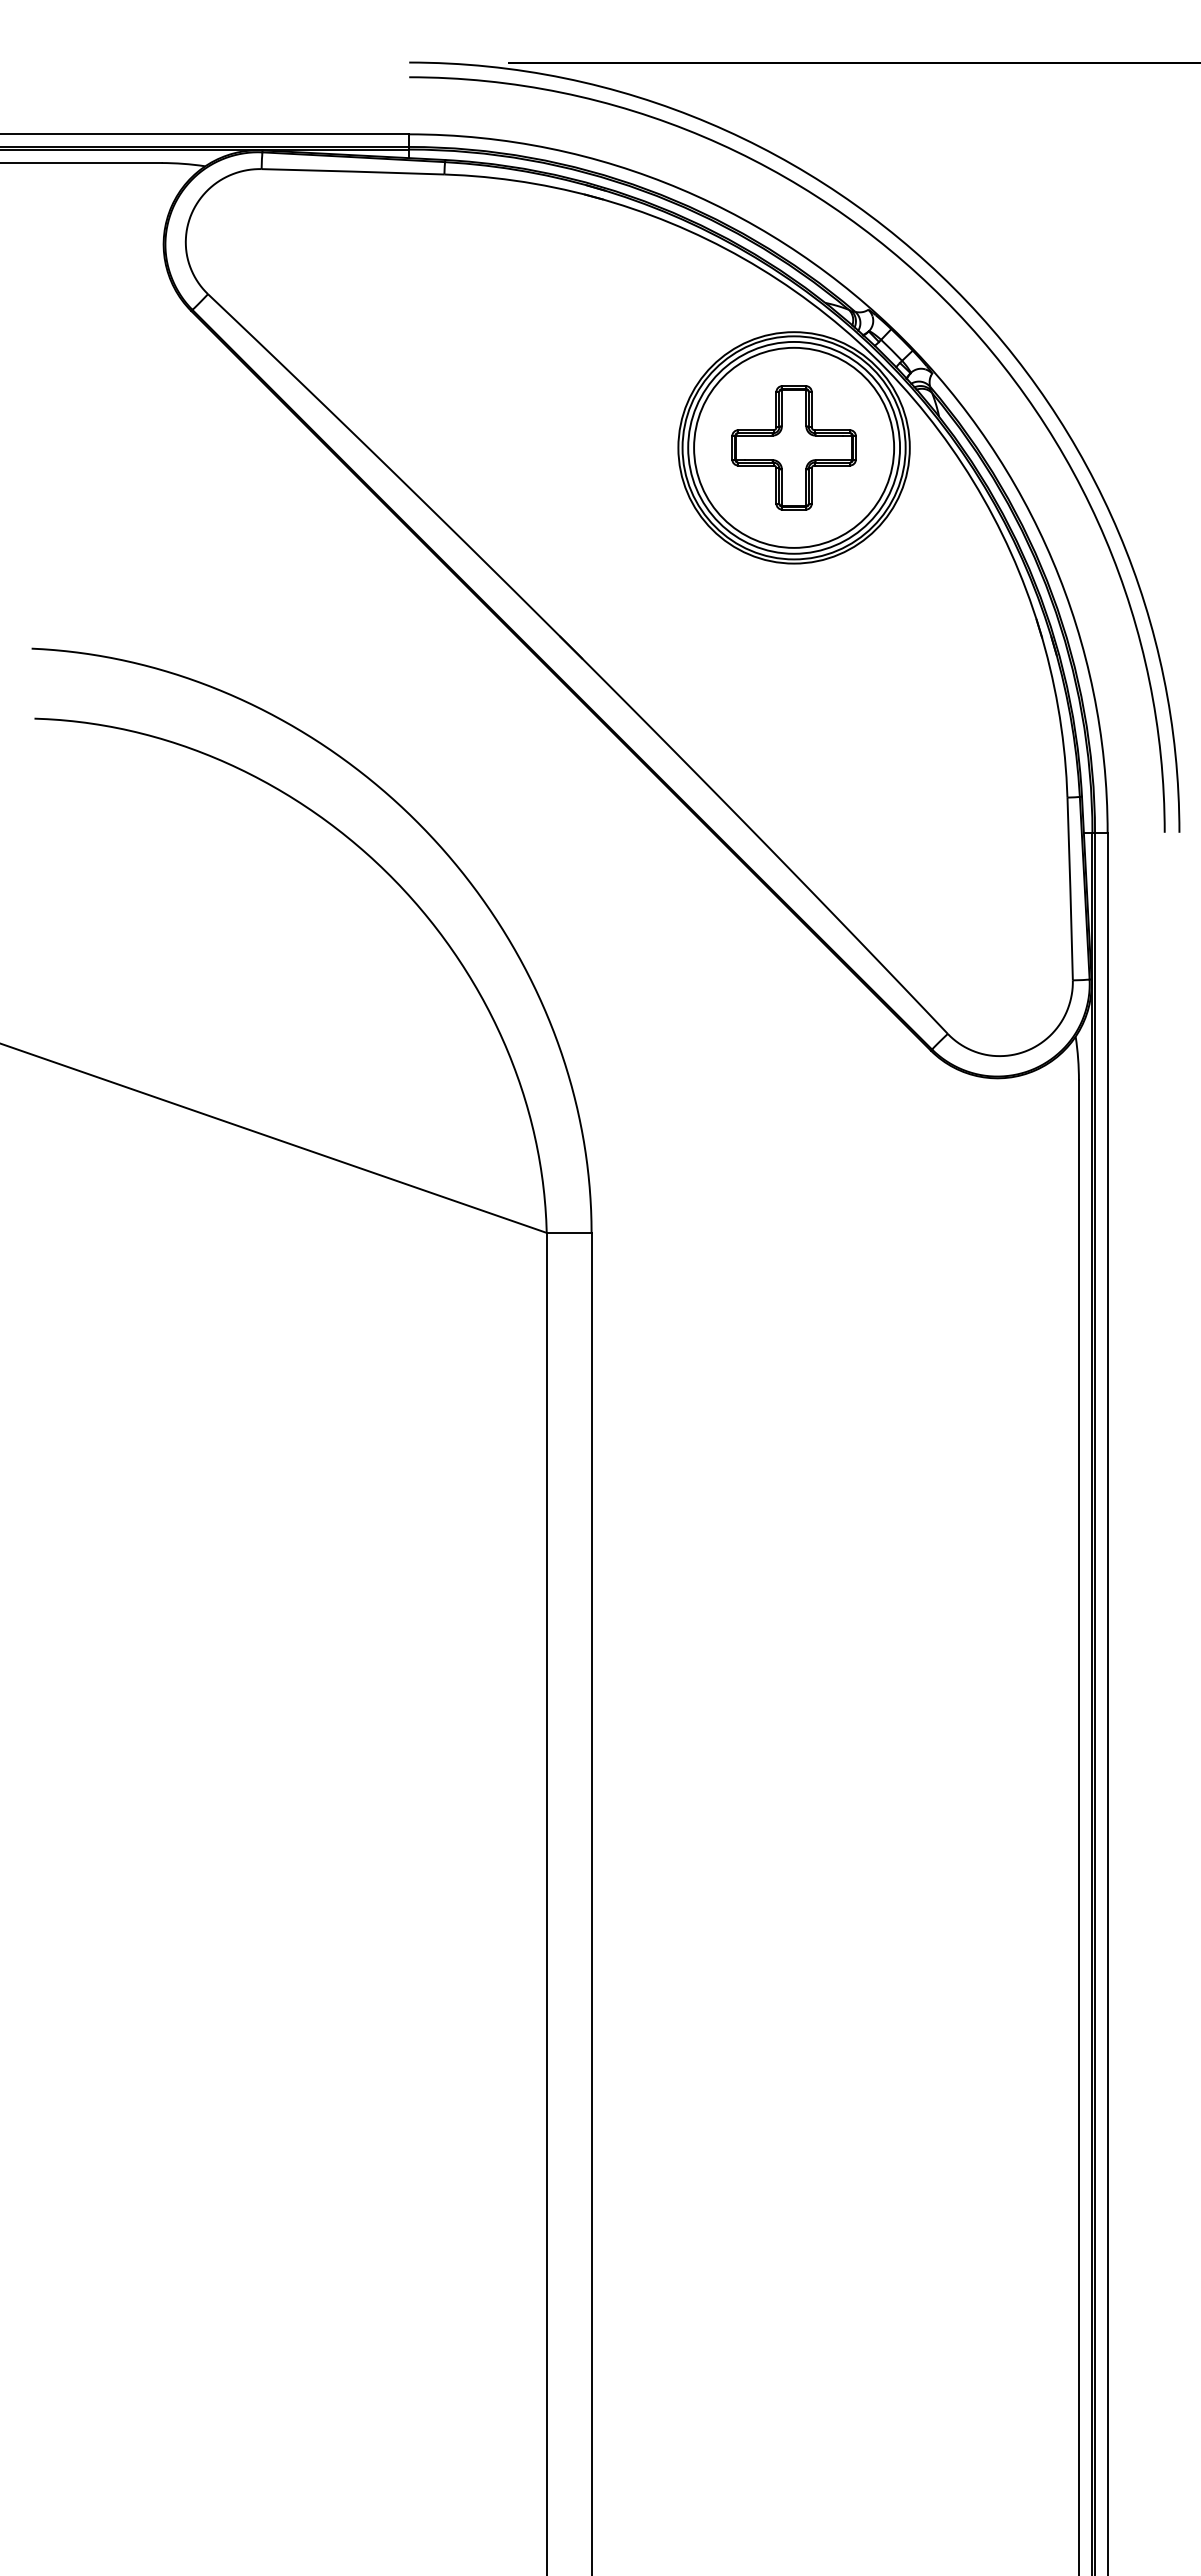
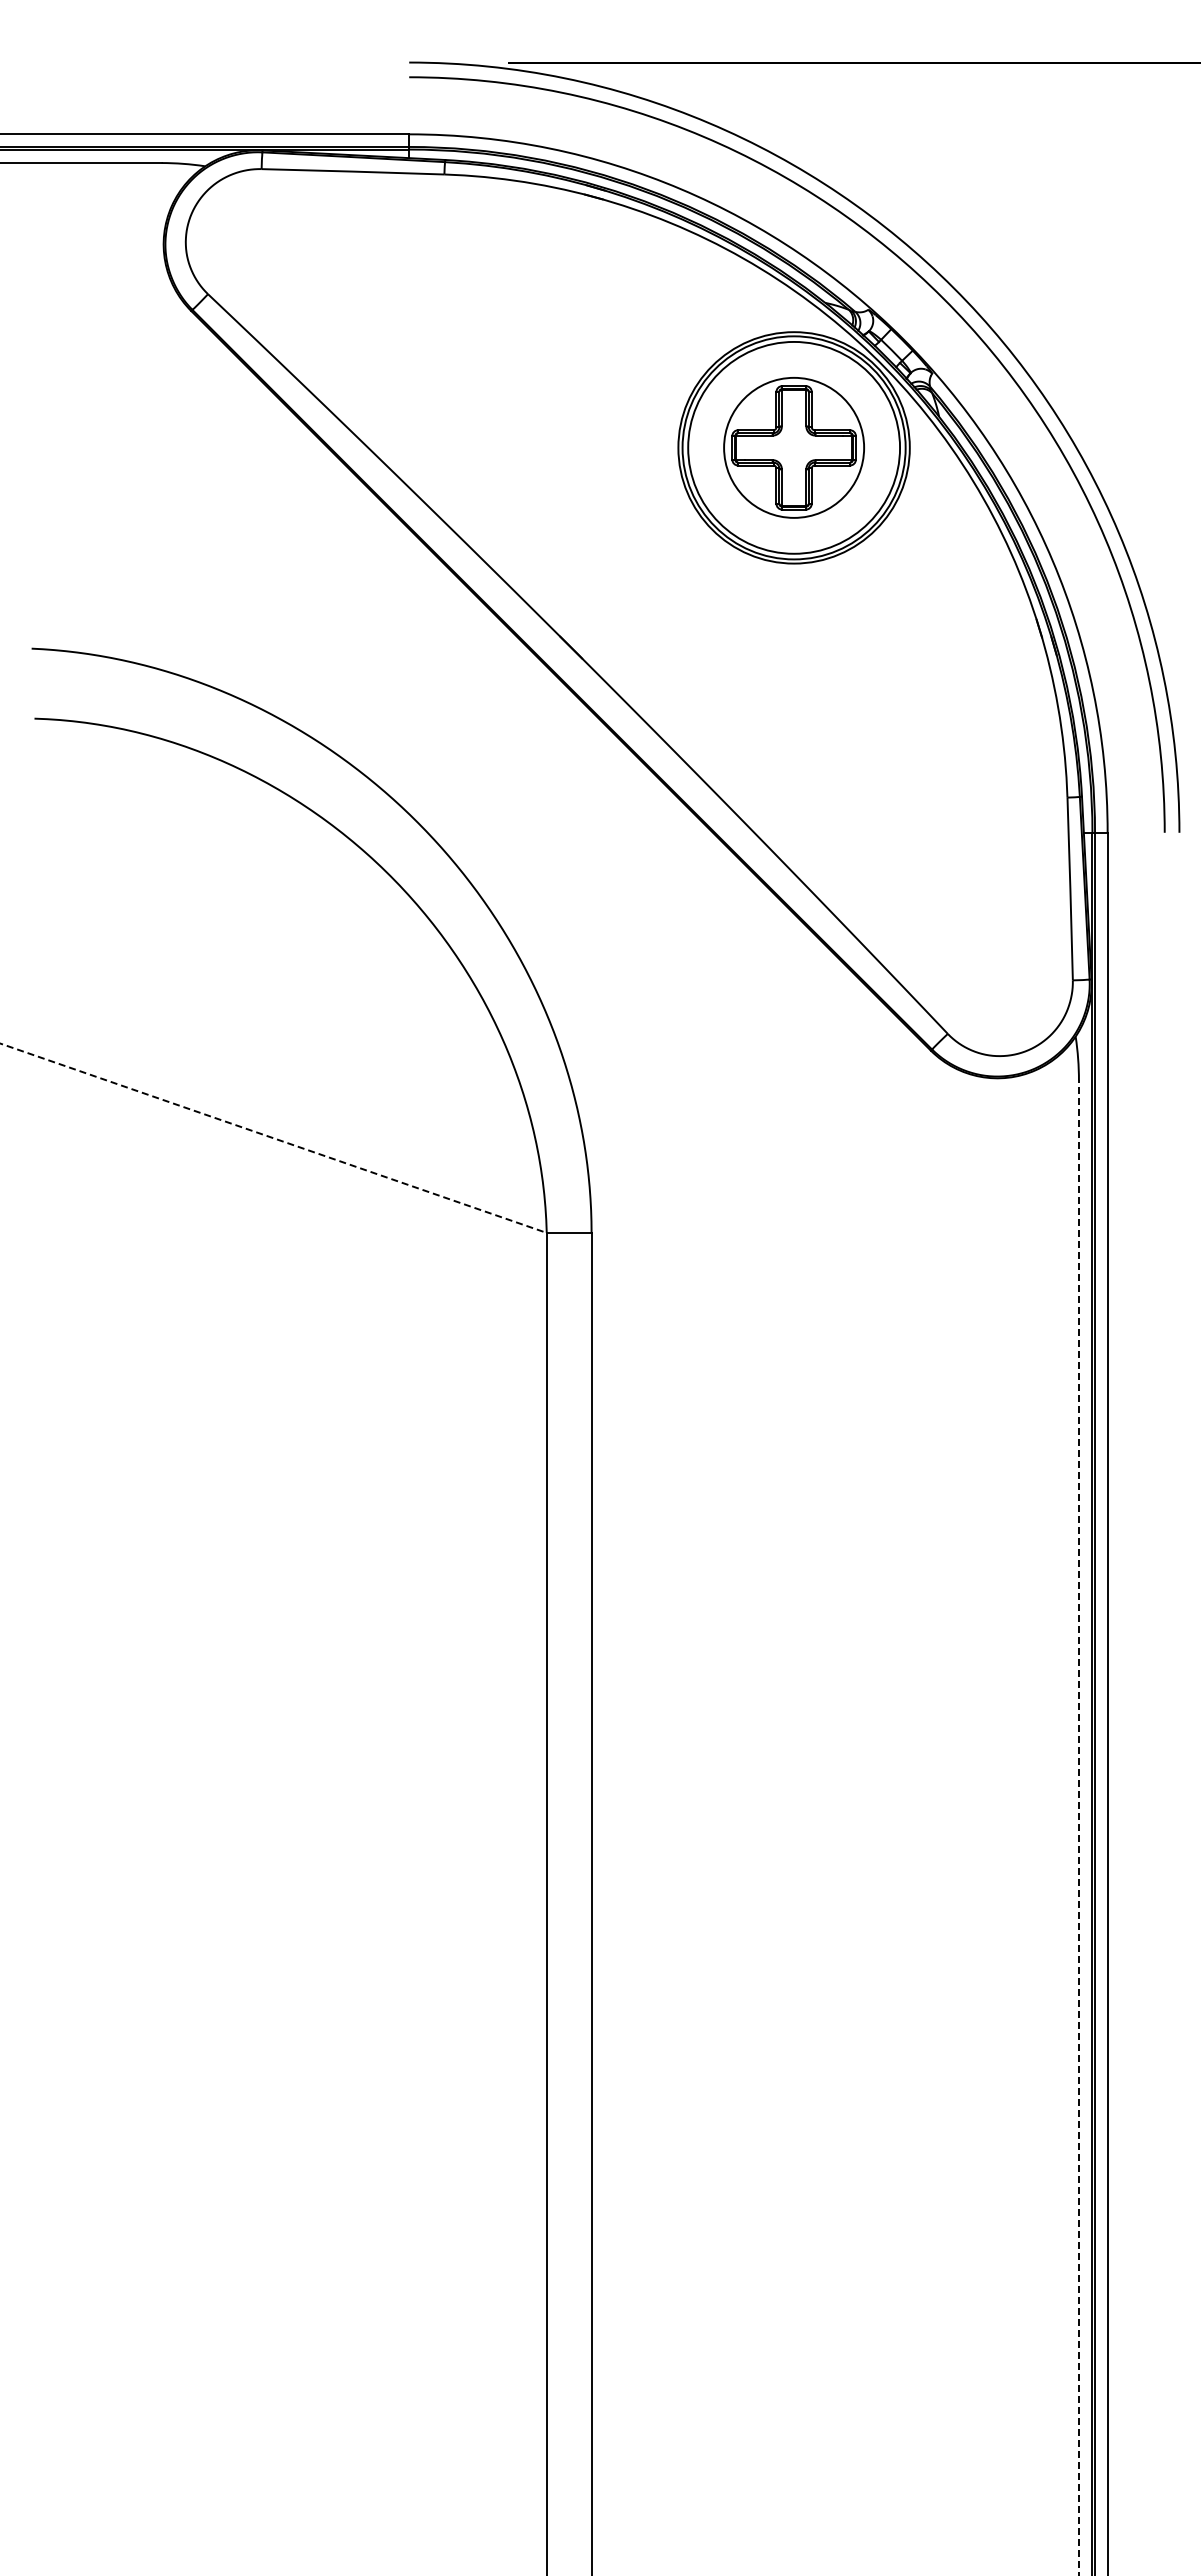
circle diameter: 200 px -> 140 px (794, 447)
line: solid -> dashed (273, 1138)
line: solid -> dashed (1078, 1827)
